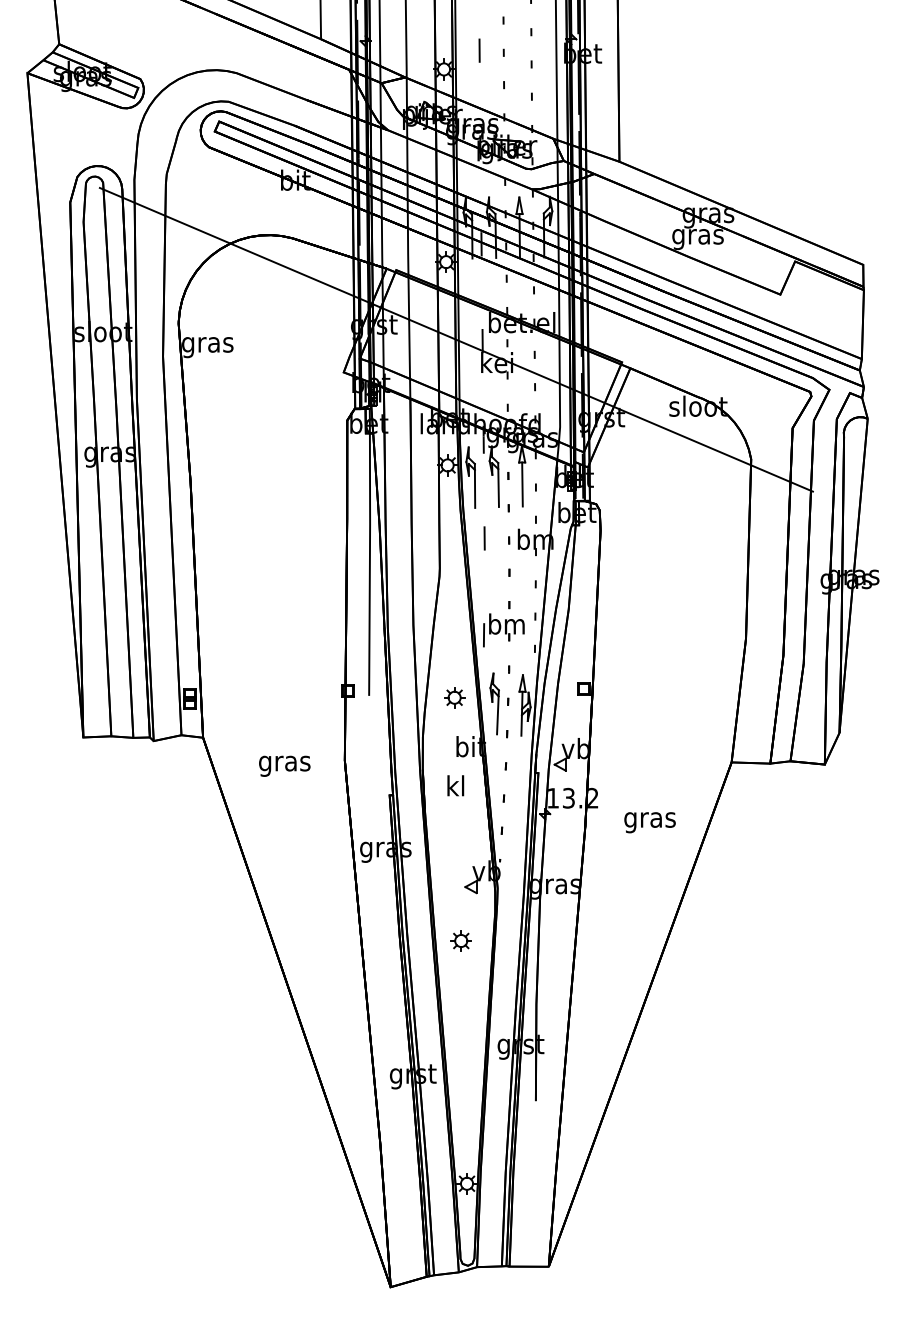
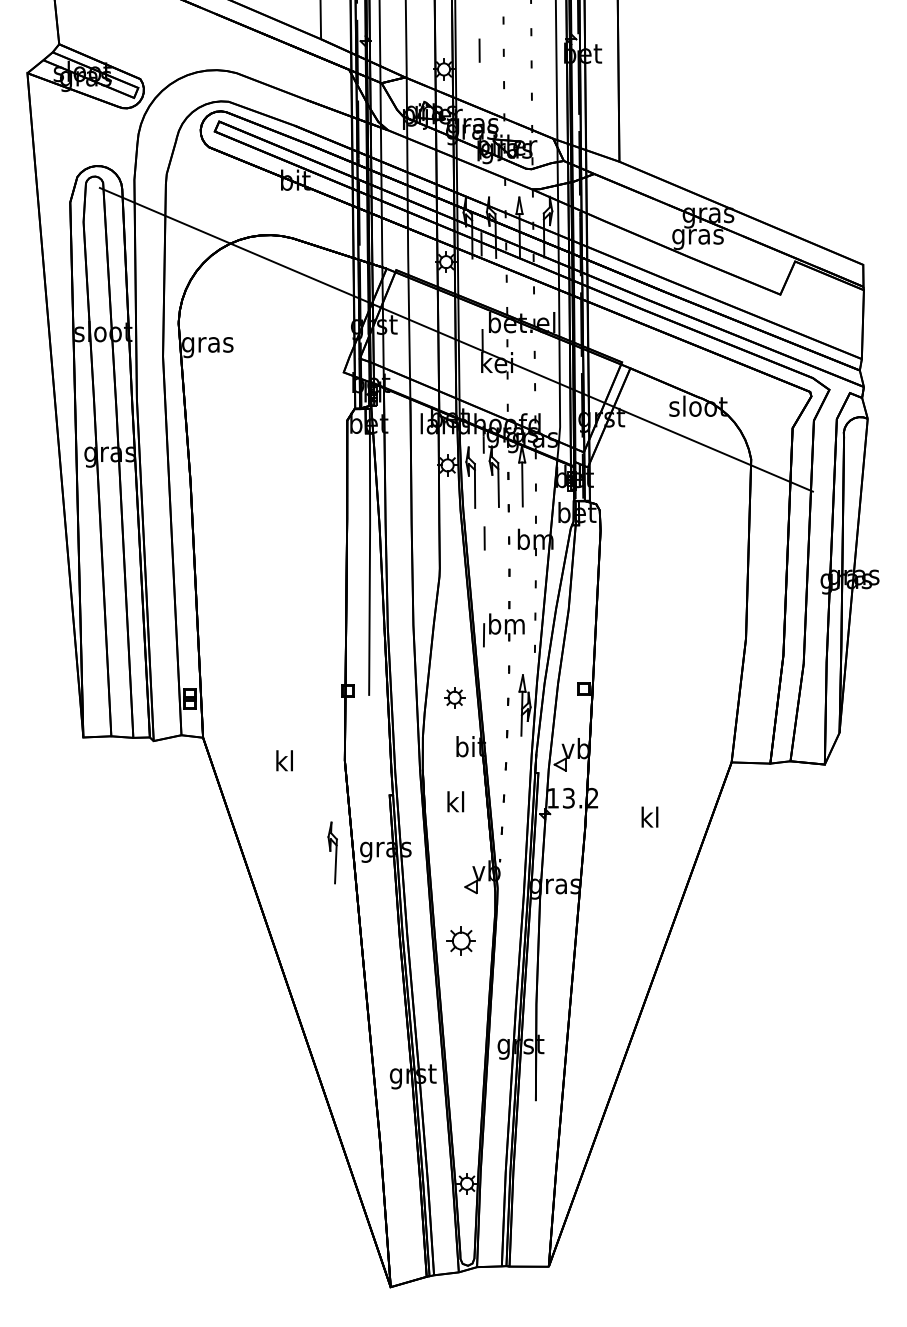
part position: (494, 703) -> (332, 852) (332, 852)
text: gras -> kl (284, 763)
text position: (455, 785) -> (455, 801) (455, 801)
text: gras -> kl (649, 819)
part size: 22x22 px -> 30x30 px (460, 940)
